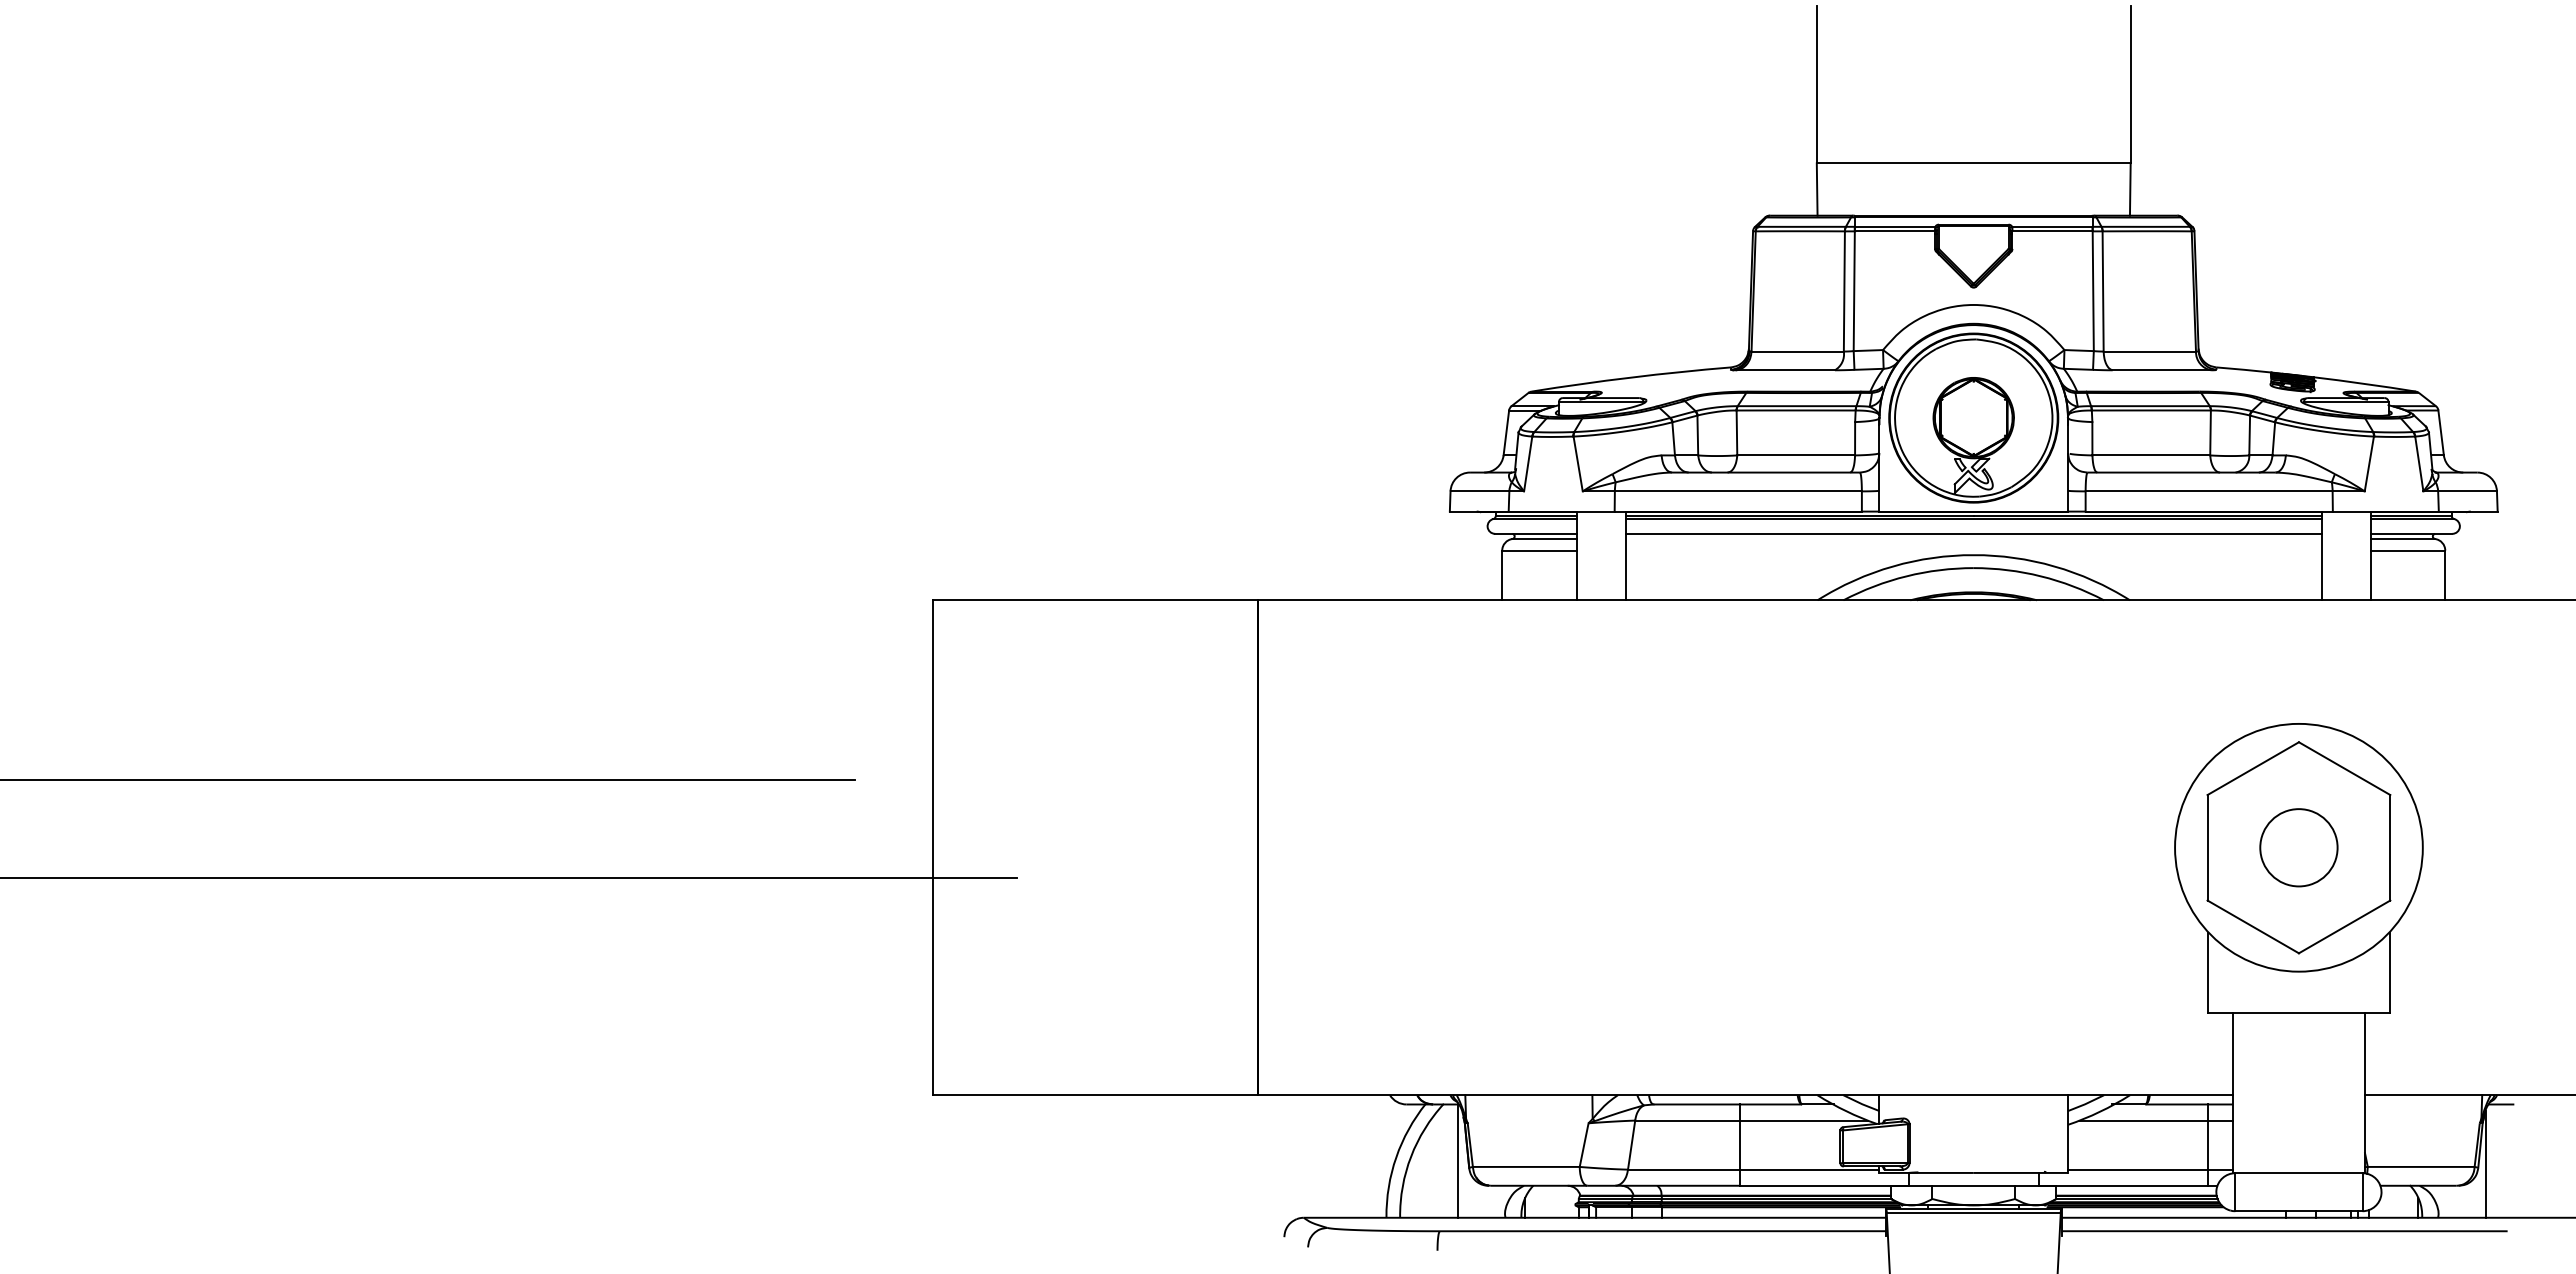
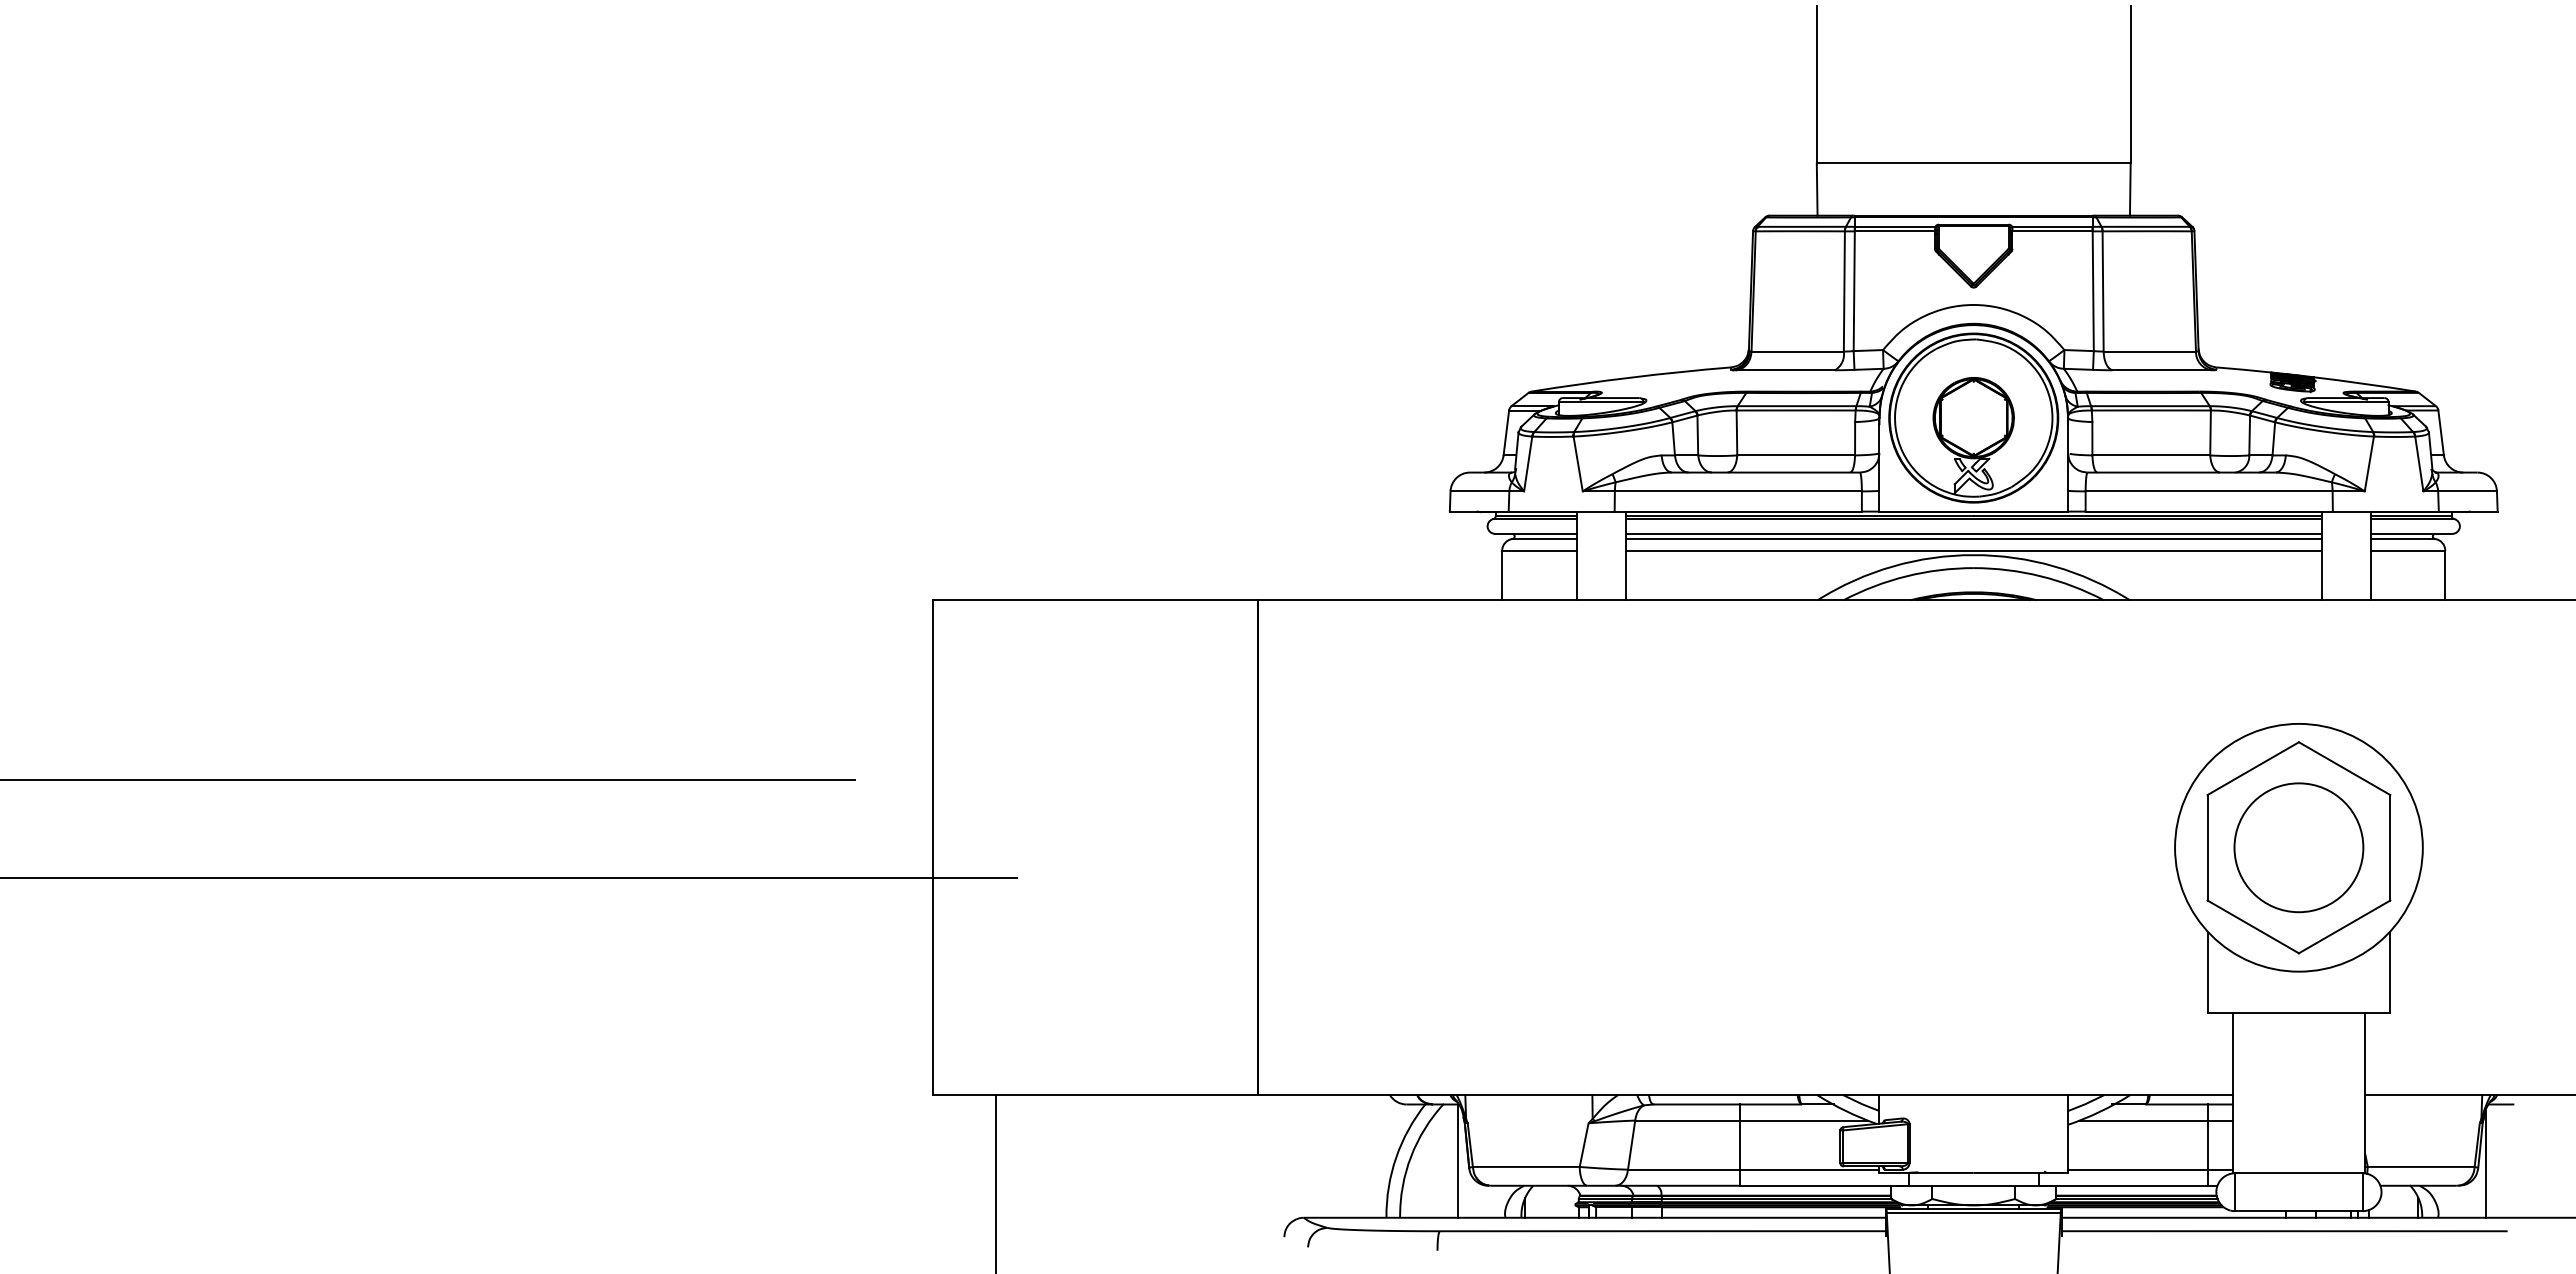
line: none -> present (1973, 539)
line: none -> present (1973, 550)
circle diameter: 77 px -> 129 px (2298, 847)
line: none -> present (996, 1182)
